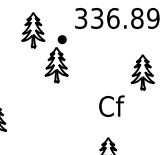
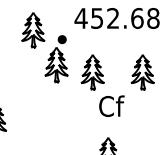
text: 336.89 -> 452.68 (116, 17)
part: none -> present (92, 72)
